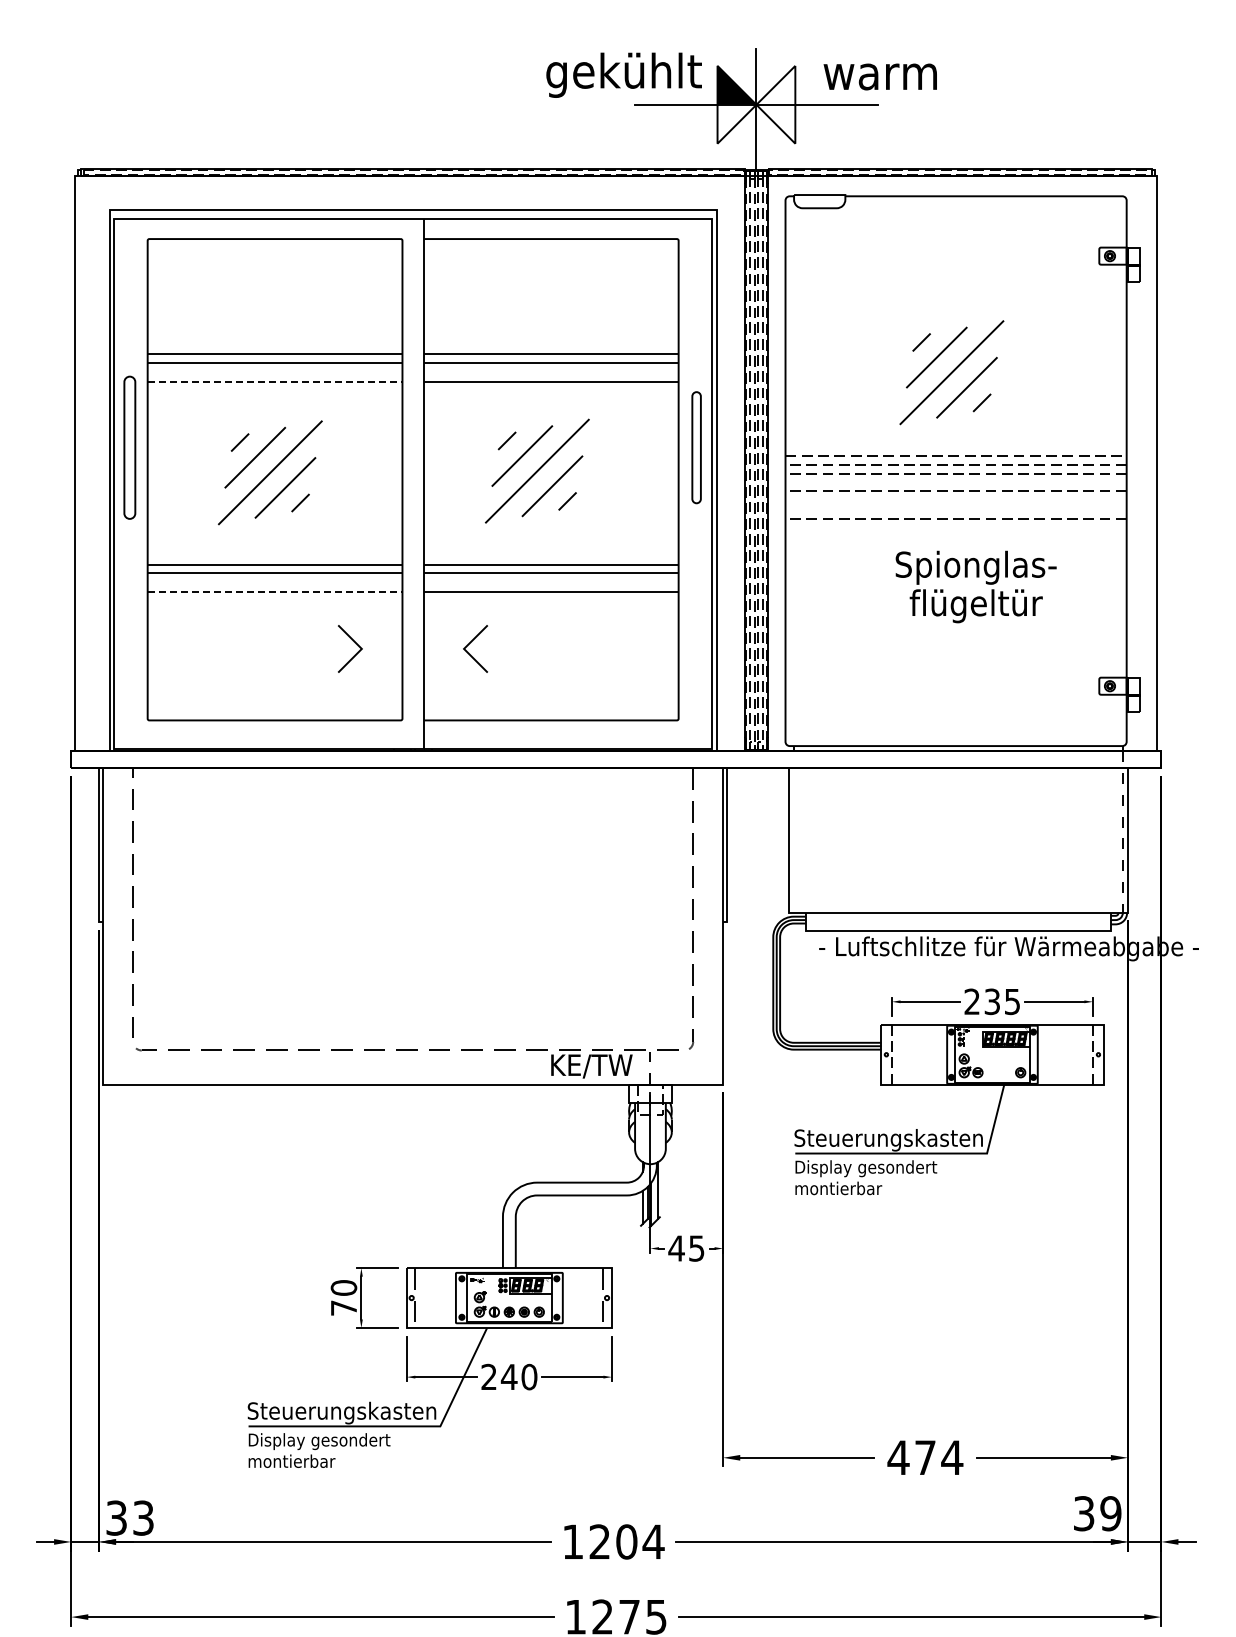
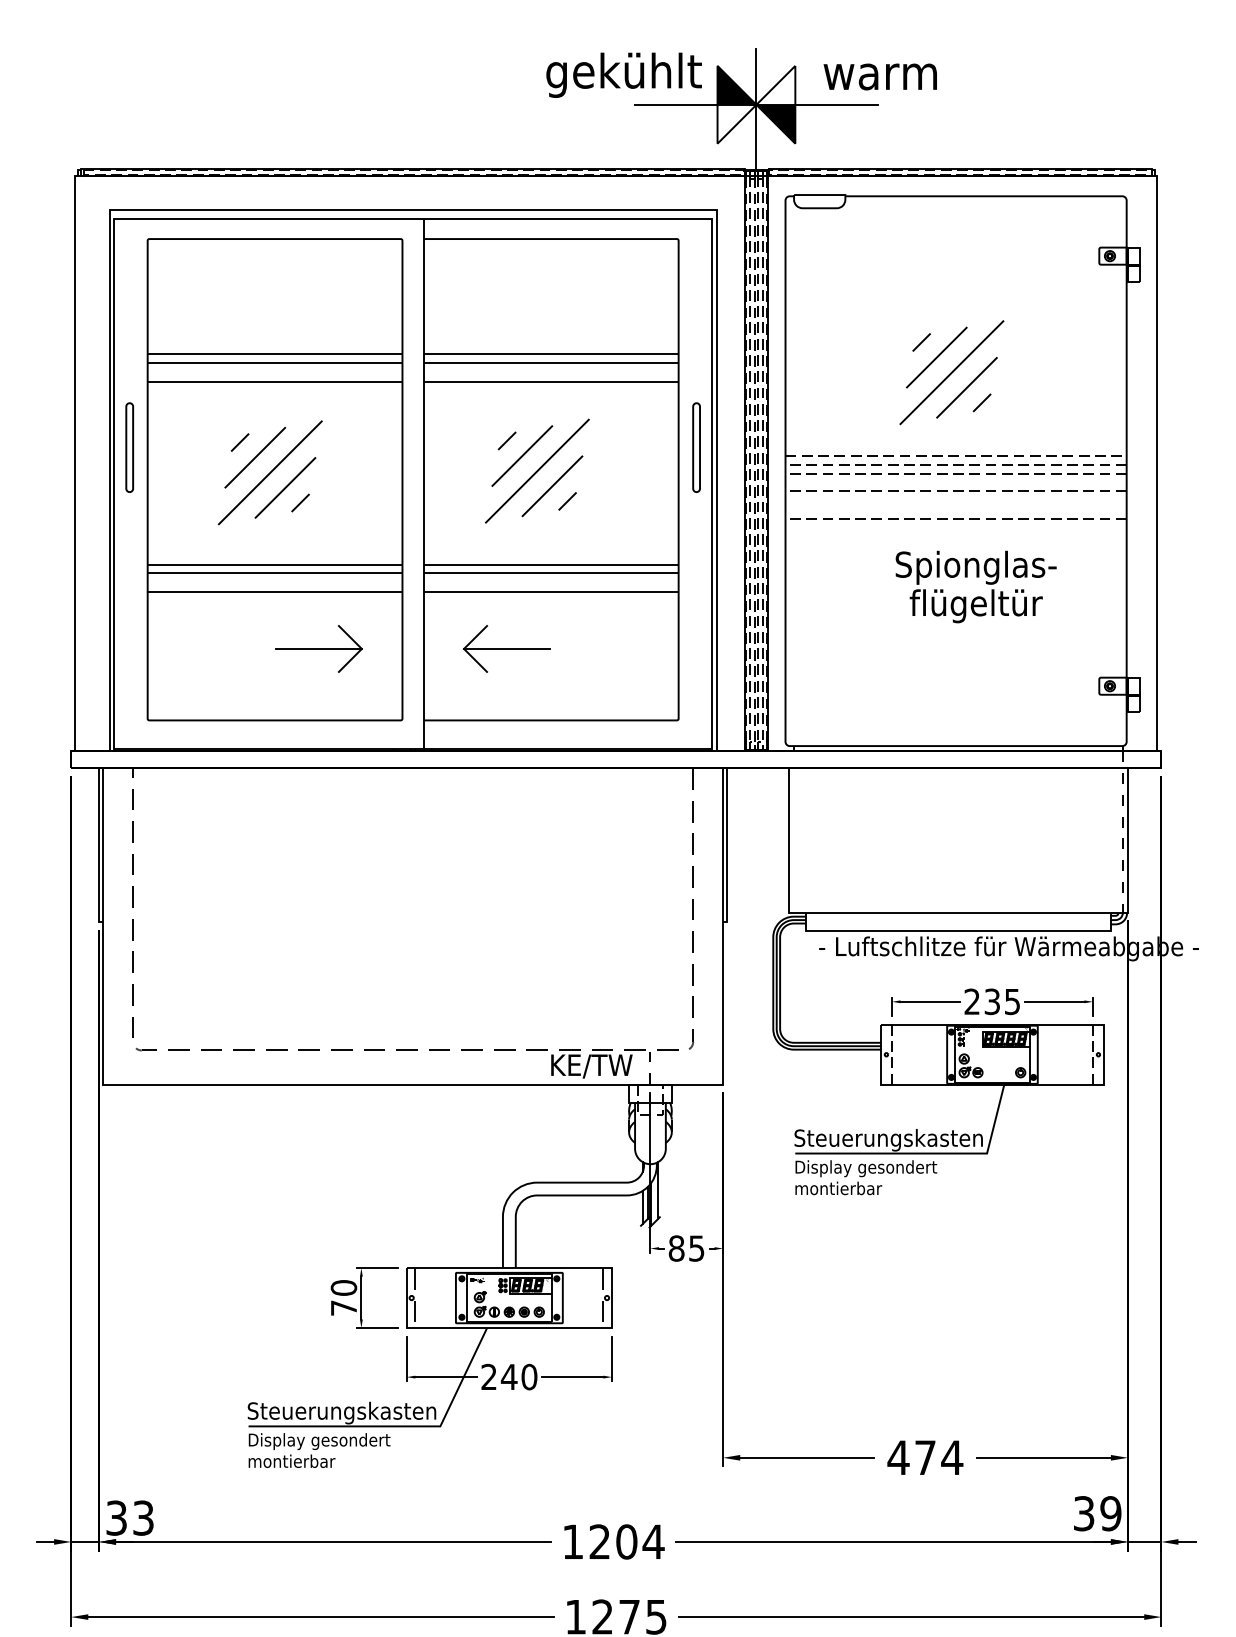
fill: none -> present (775, 123)
line: dashed -> solid (275, 381)
part size: 14x145 px -> 9x91 px (129, 447)
part size: 11x114 px -> 9x91 px (696, 447)
line: dashed -> solid (275, 592)
line: none -> present (318, 648)
line: none -> present (506, 648)
text: 45 -> 85 (676, 1248)
